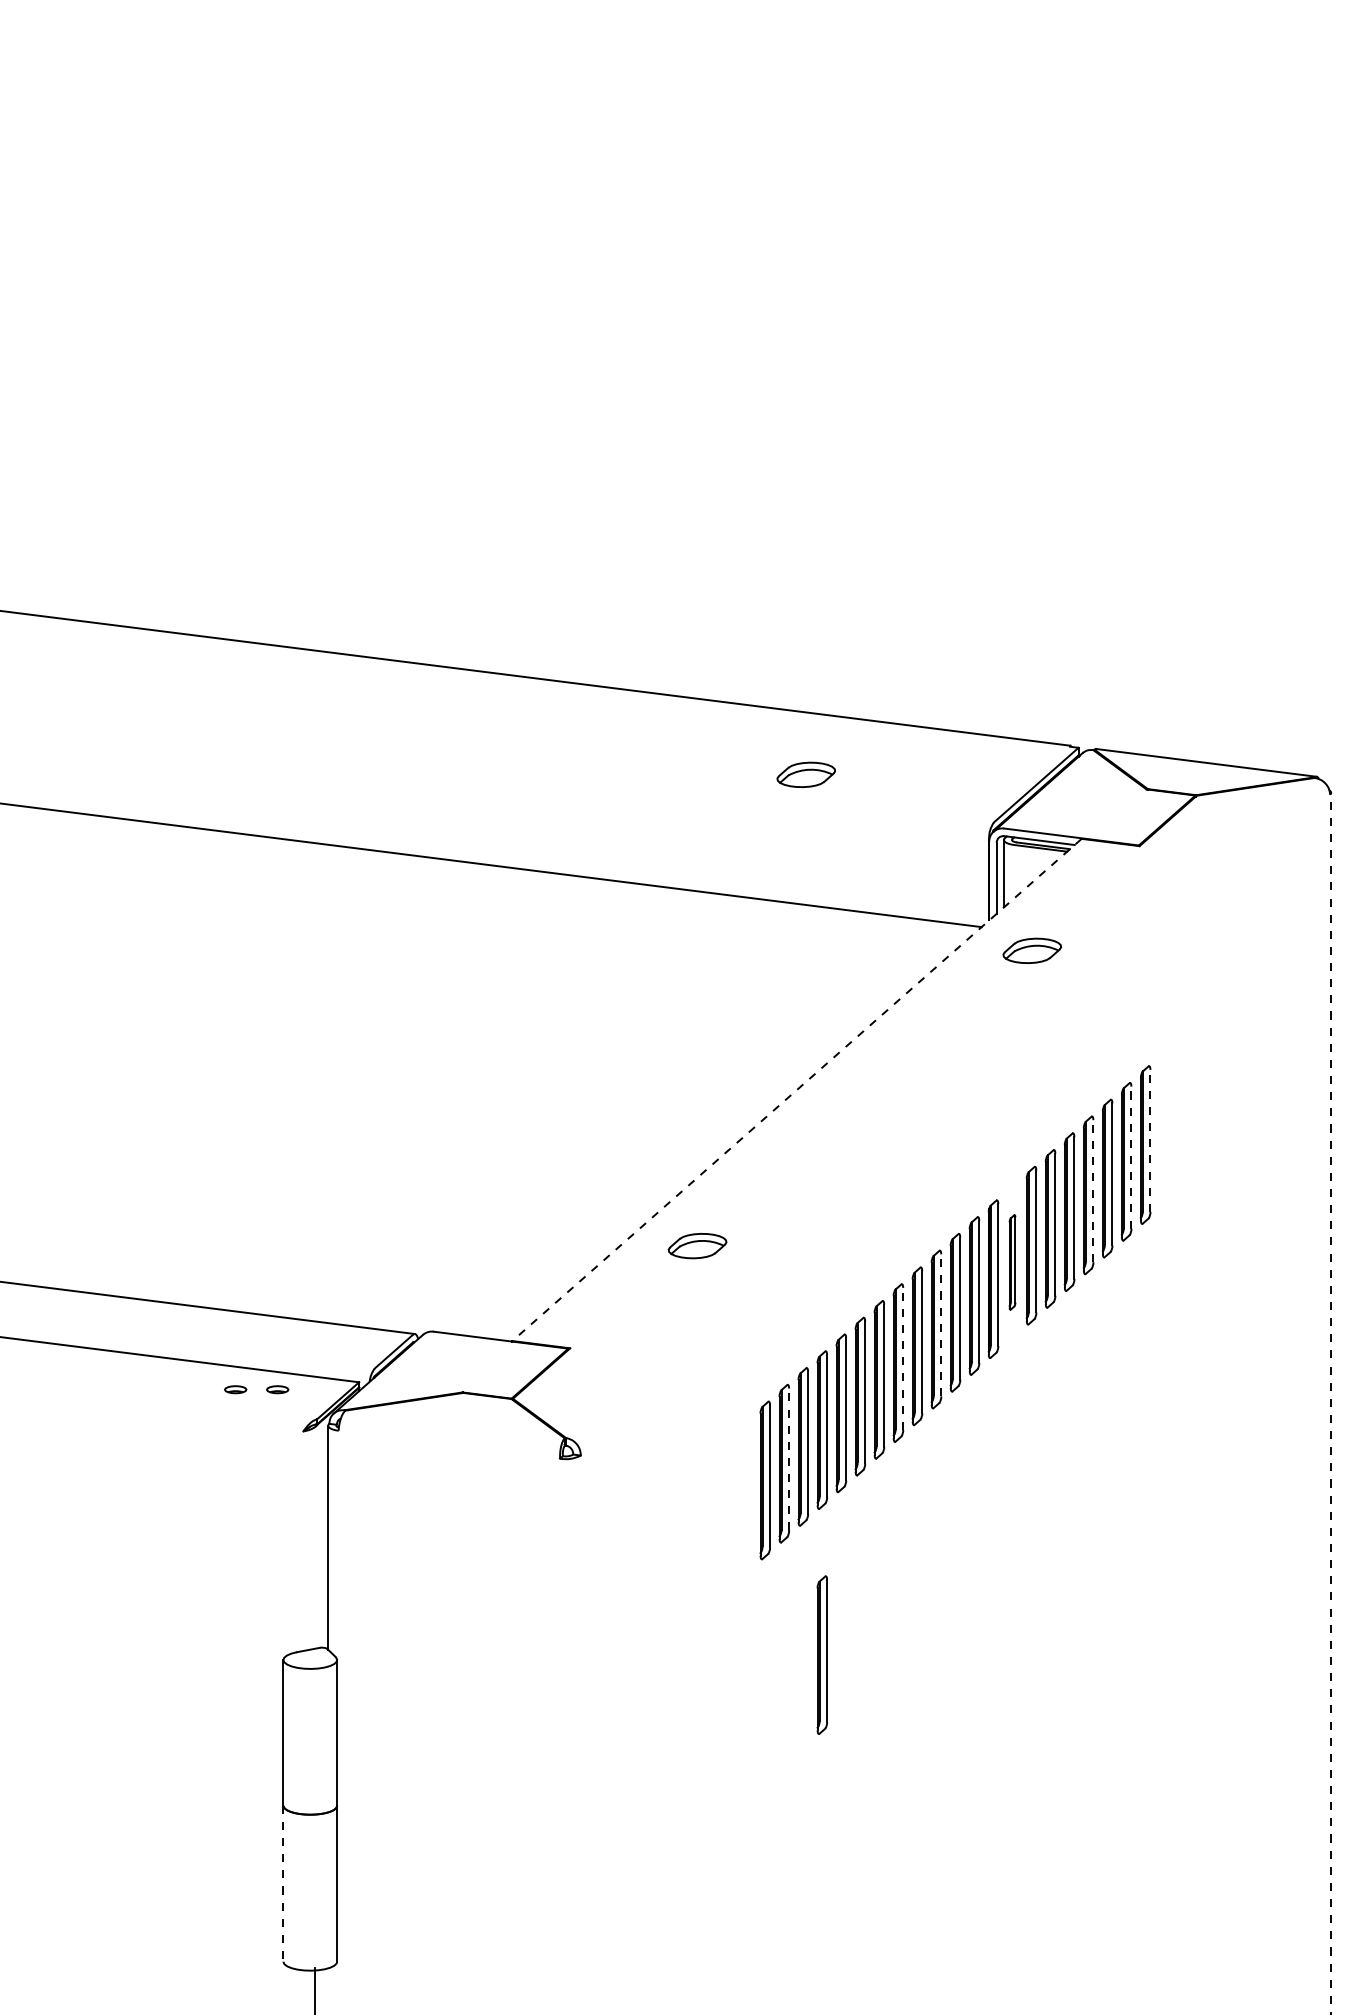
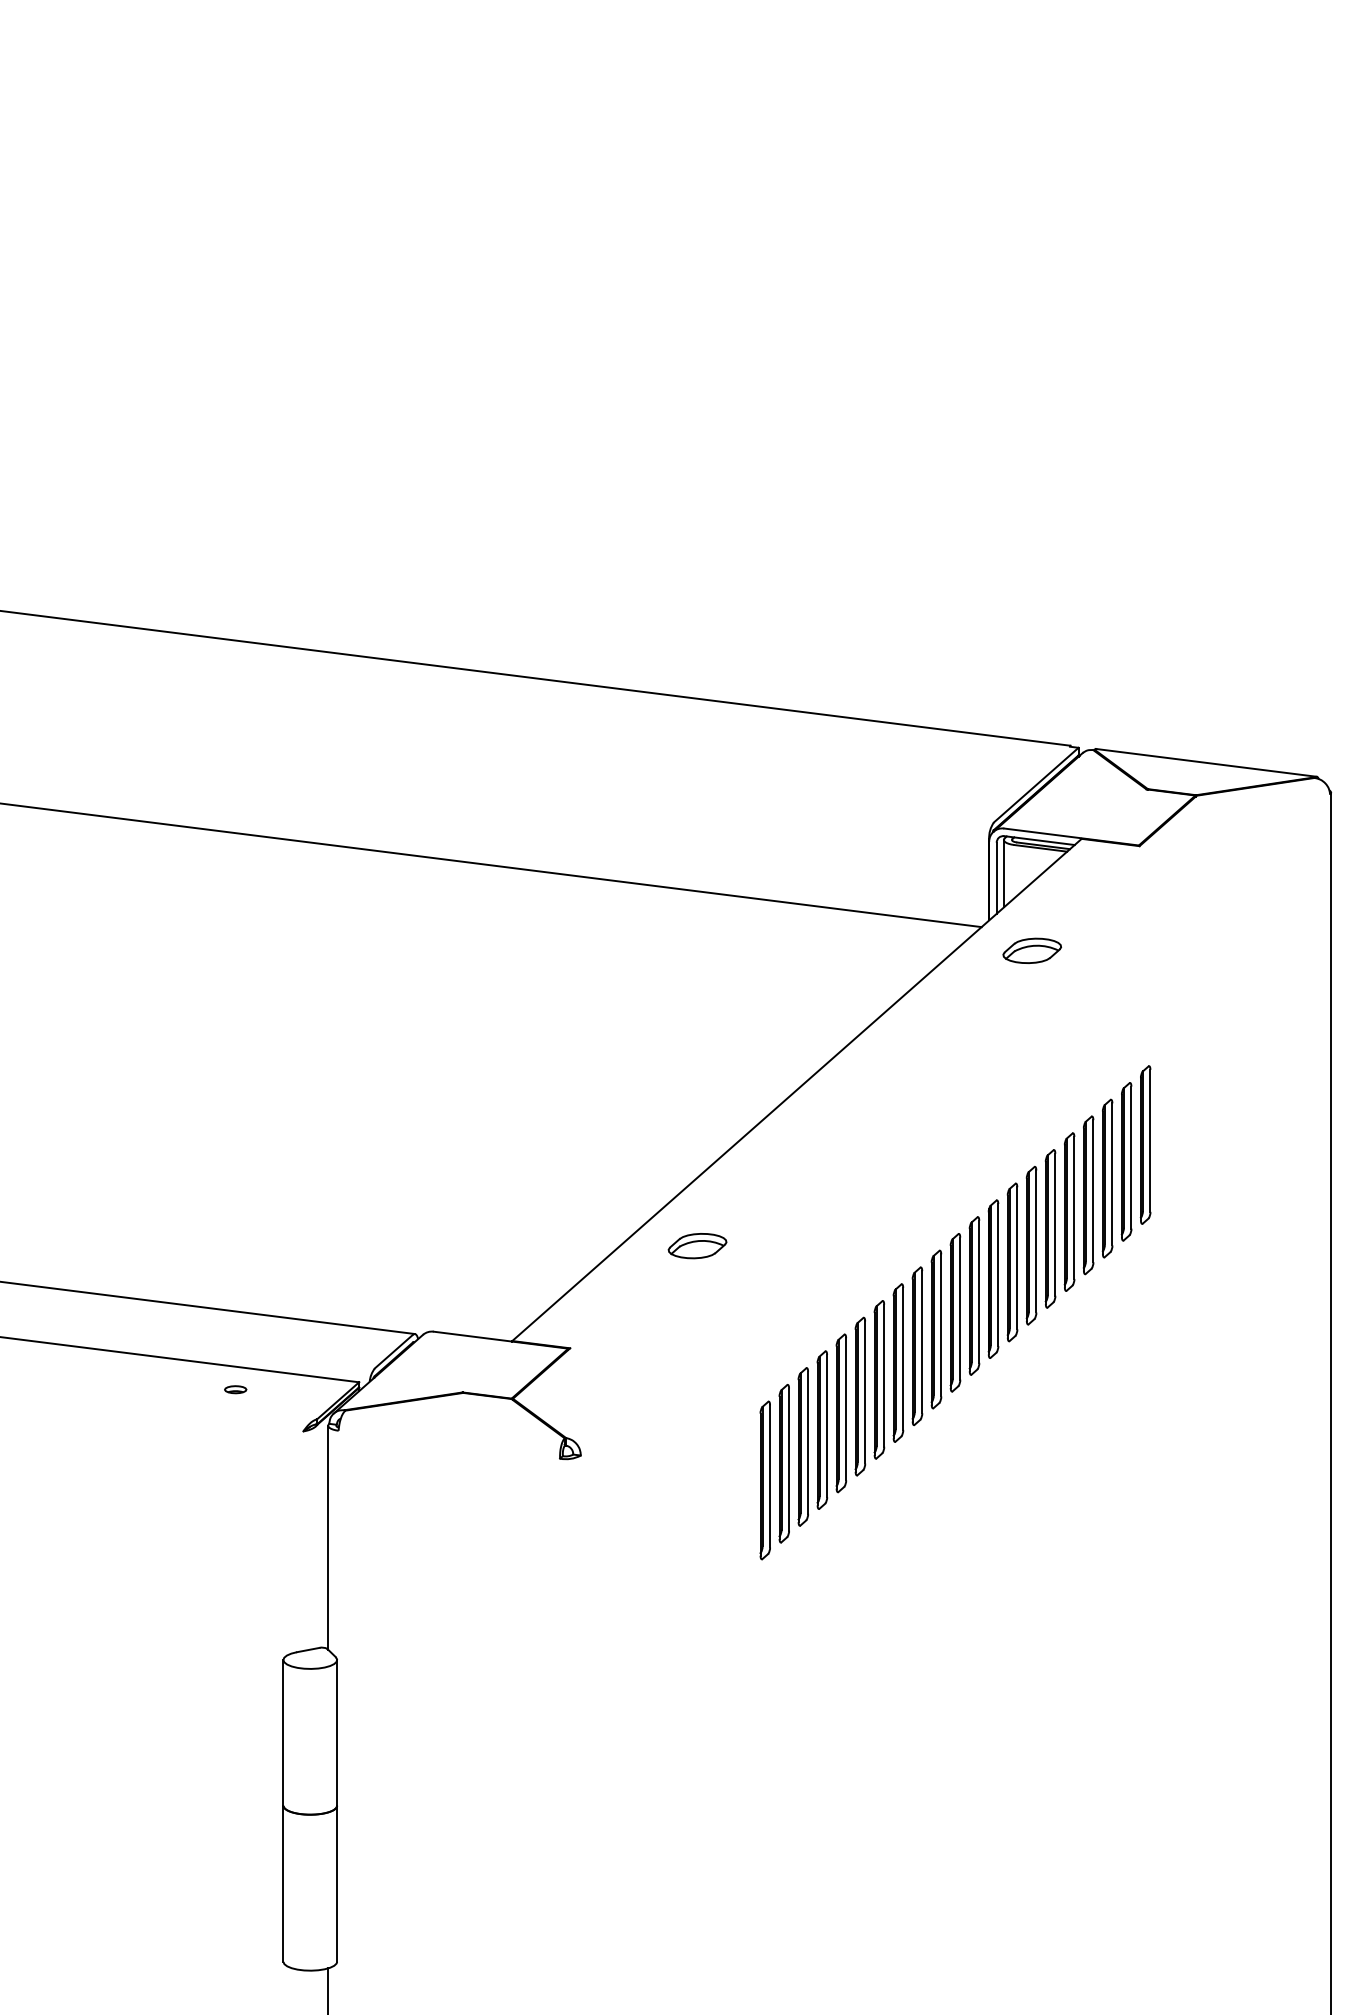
part: present -> none (805, 774)
line: dashed -> solid (797, 1089)
line: dashed -> solid (1150, 1140)
line: dashed -> solid (1131, 1157)
line: dashed -> solid (1093, 1191)
part size: 9x97 px -> 13x161 px (1012, 1262)
line: dashed -> solid (941, 1325)
line: dashed -> solid (903, 1358)
part: present -> none (277, 1389)
line: dashed -> solid (1331, 1403)
line: dashed -> solid (789, 1459)
part: present -> none (821, 1654)
line: dashed -> solid (283, 1883)
line position: (315, 1989) -> (328, 1989) (328, 1989)
